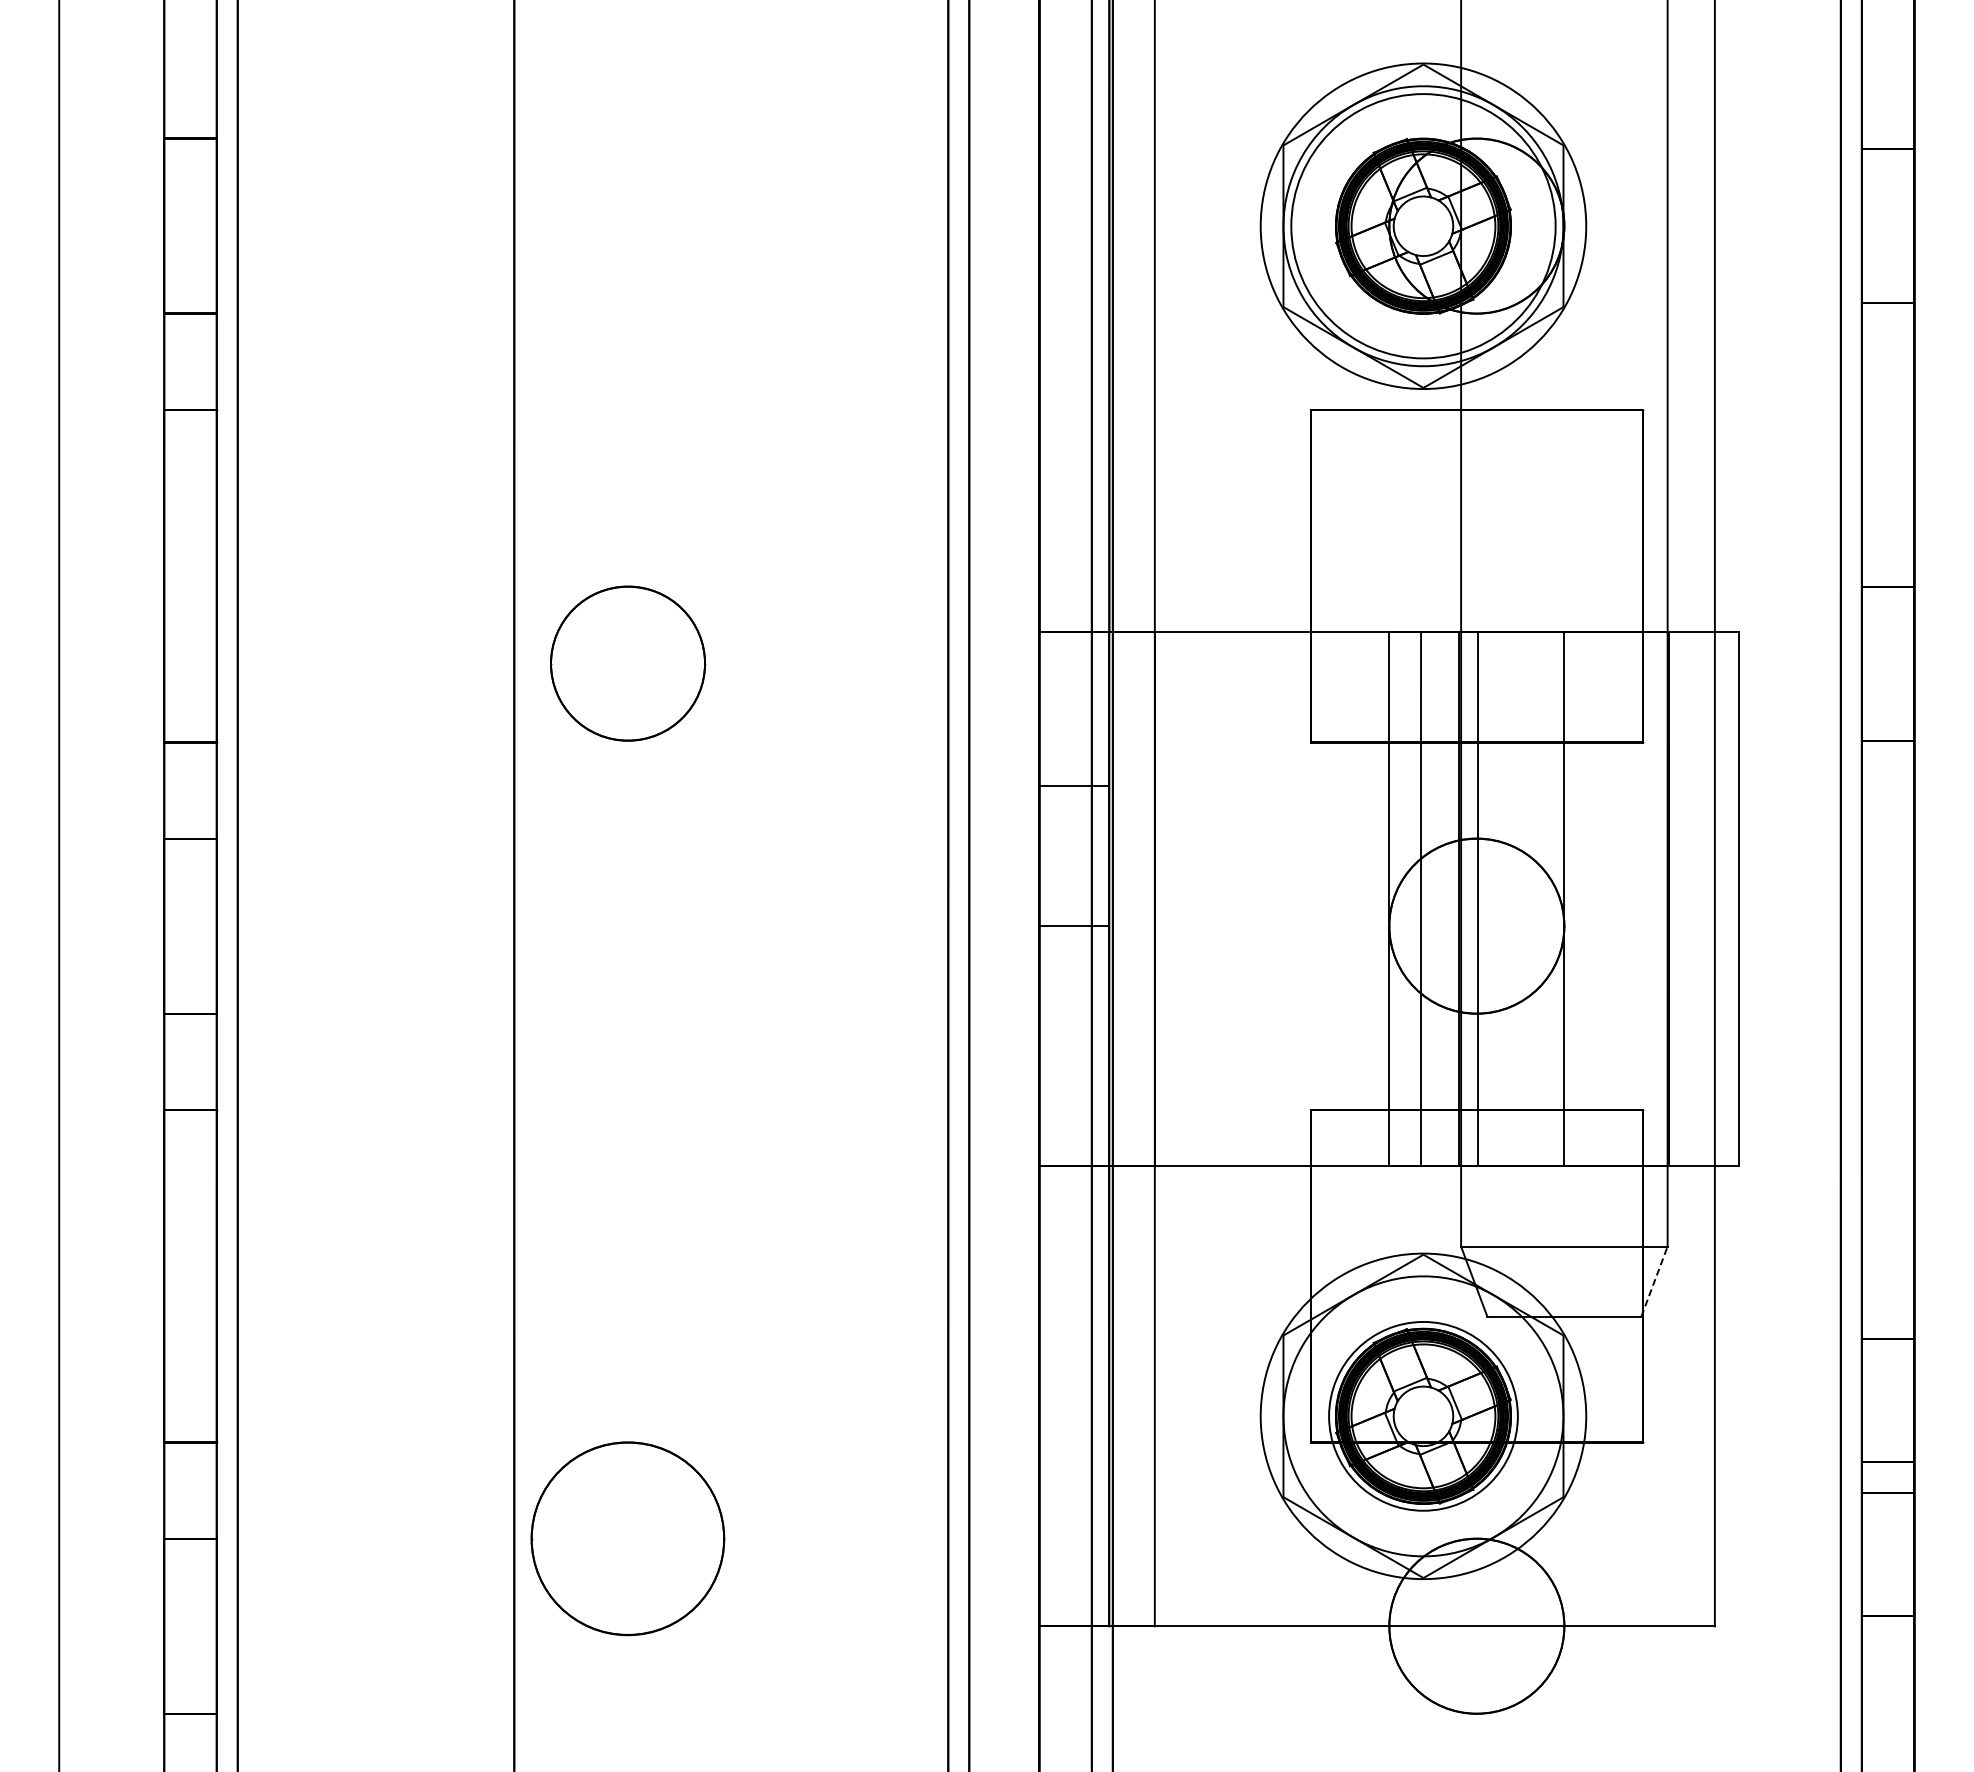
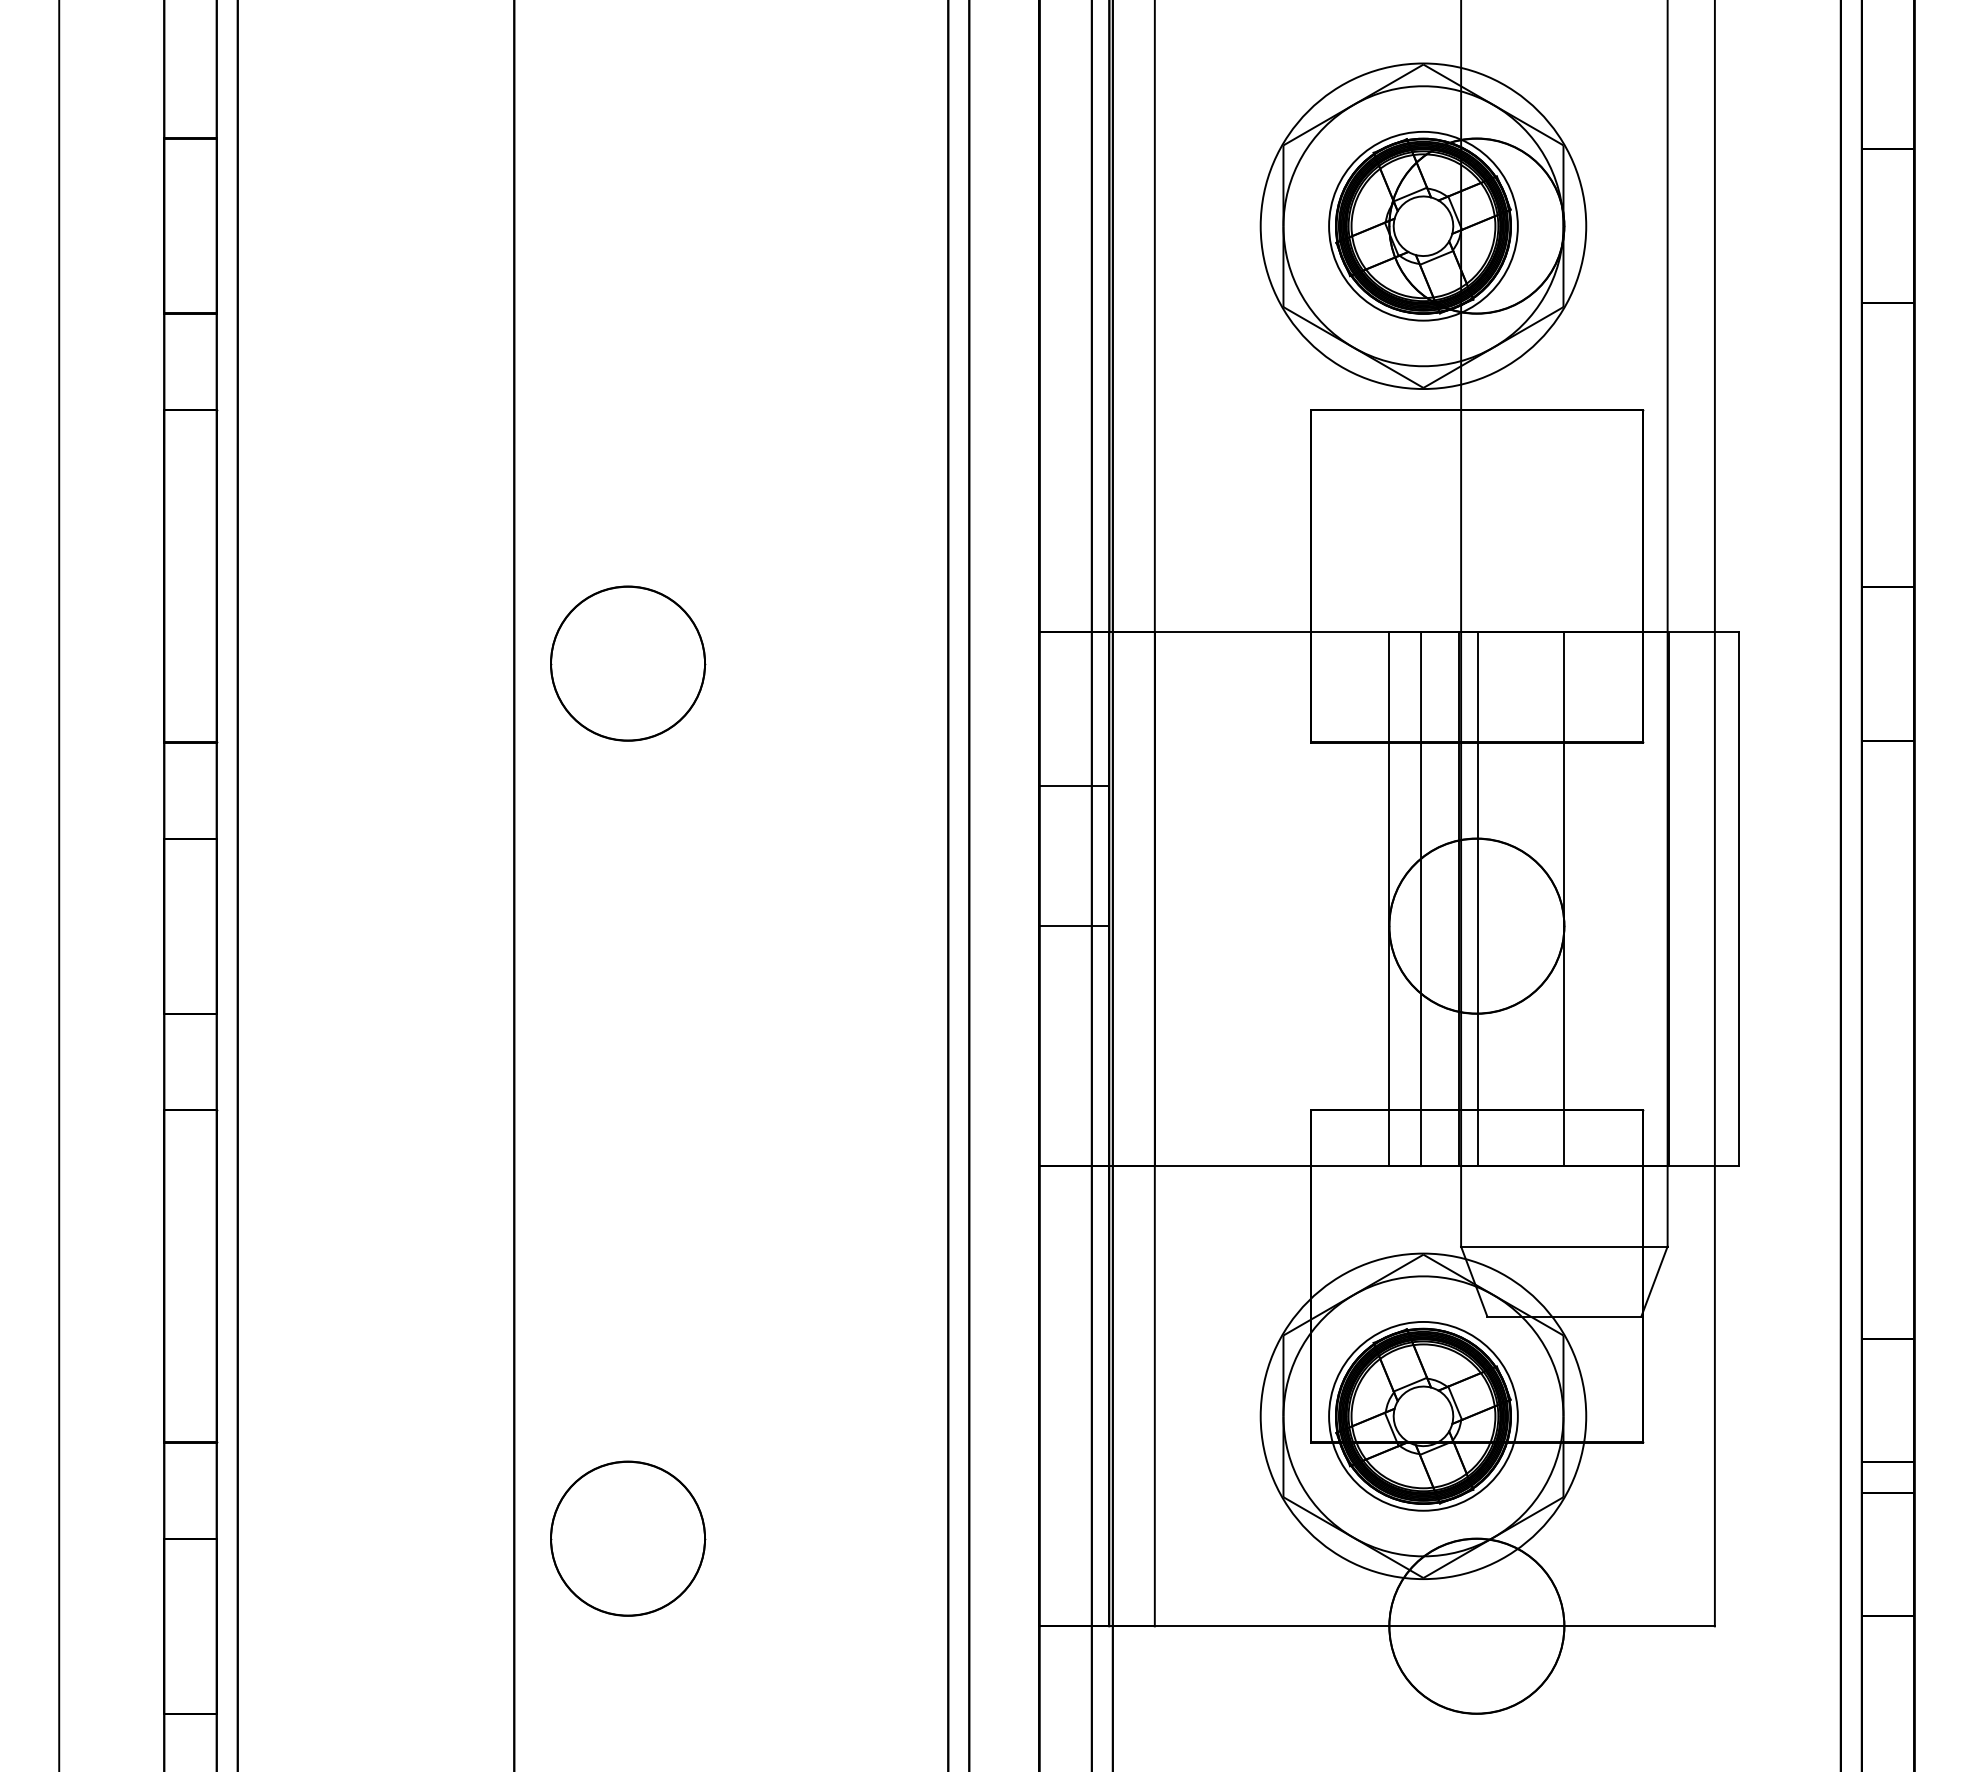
circle diameter: 264 px -> 189 px (1423, 225)
line: dashed -> solid (1654, 1281)
circle size: 196x196 px -> 157x157 px (628, 1538)
